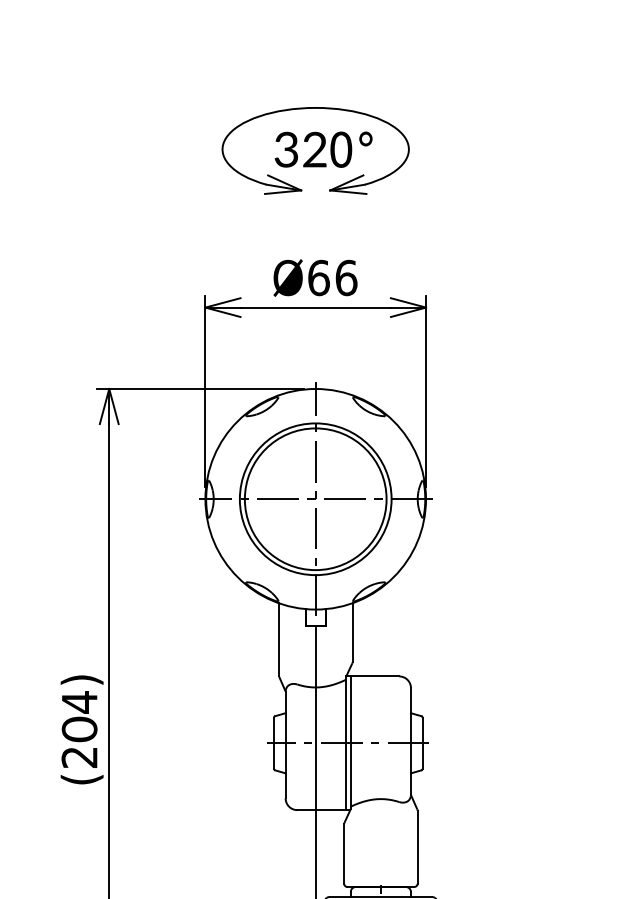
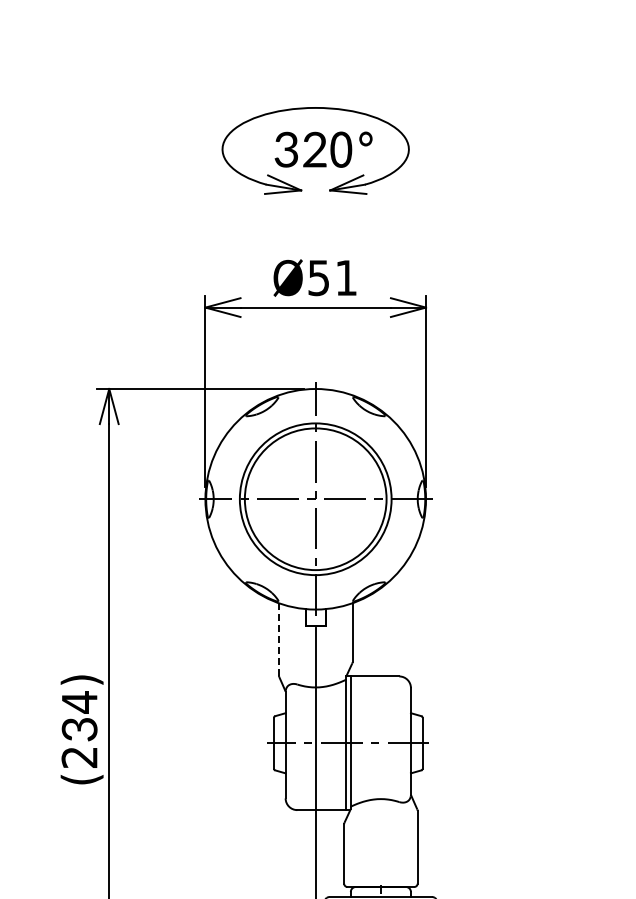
text: Ø66 -> Ø51 (332, 277)
line: solid -> dashed (278, 638)
text: 0 -> 3 (79, 729)
